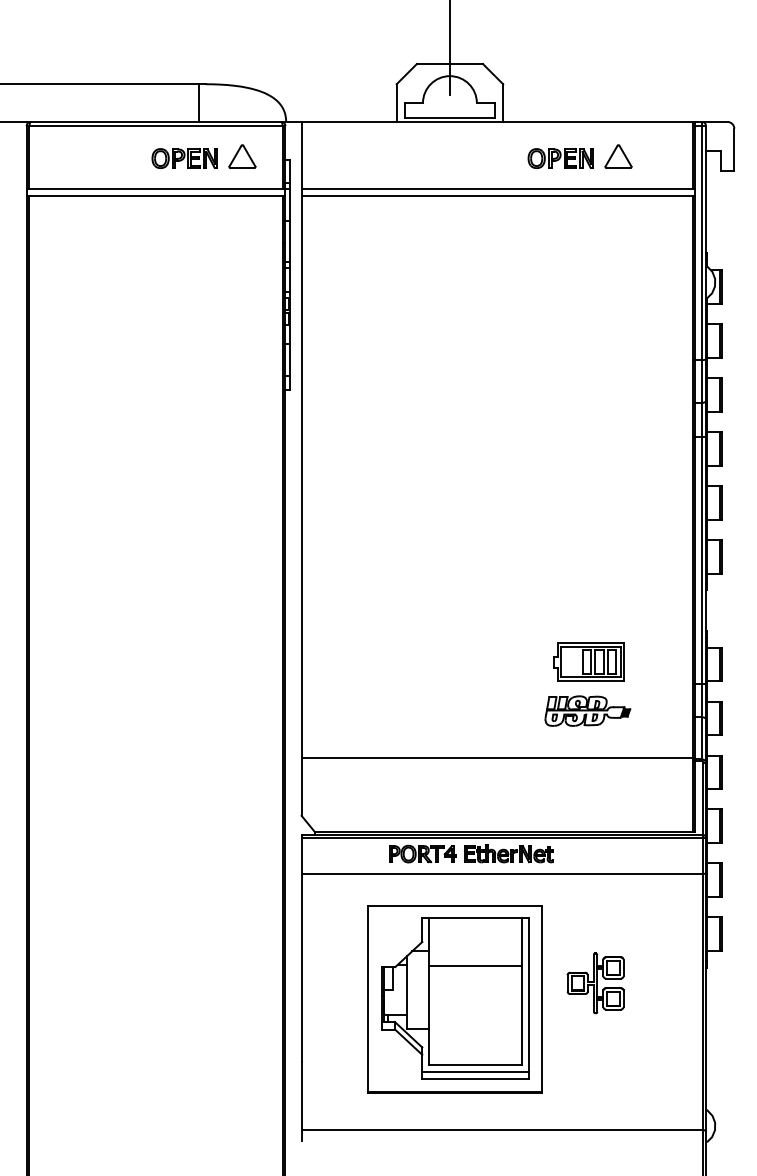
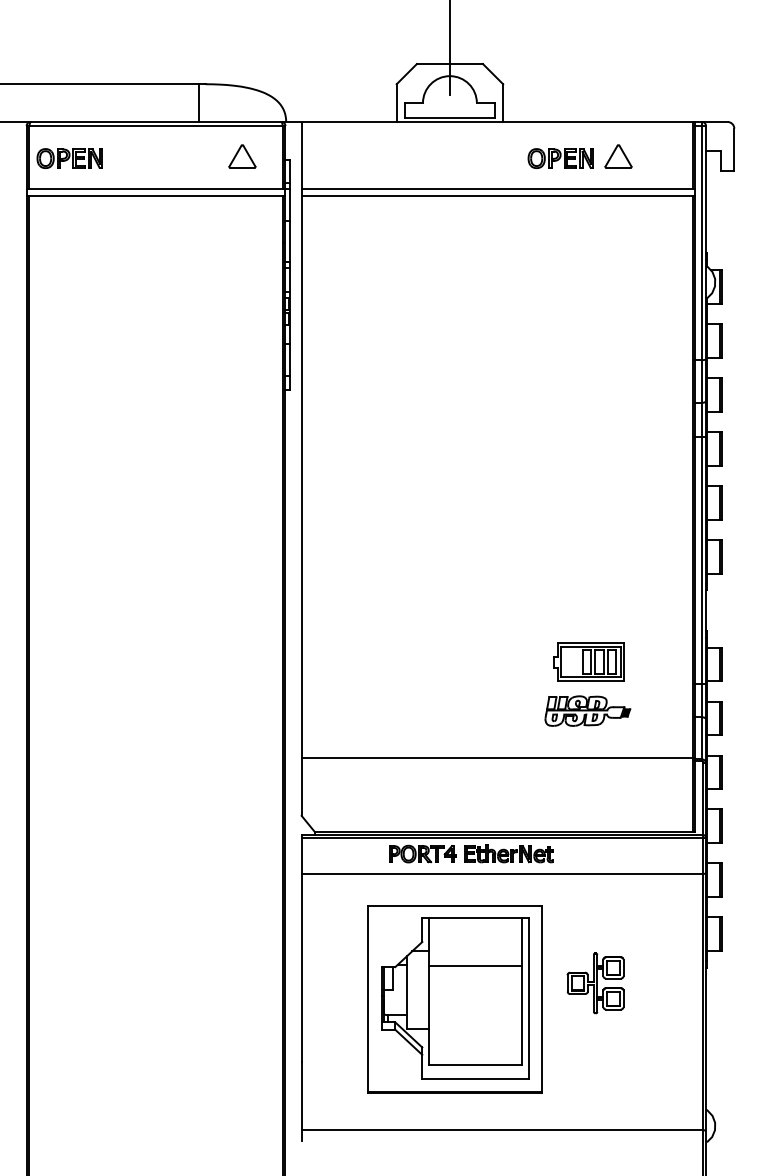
part position: (184, 158) -> (69, 158) (69, 158)
line: present -> none (475, 1071)
